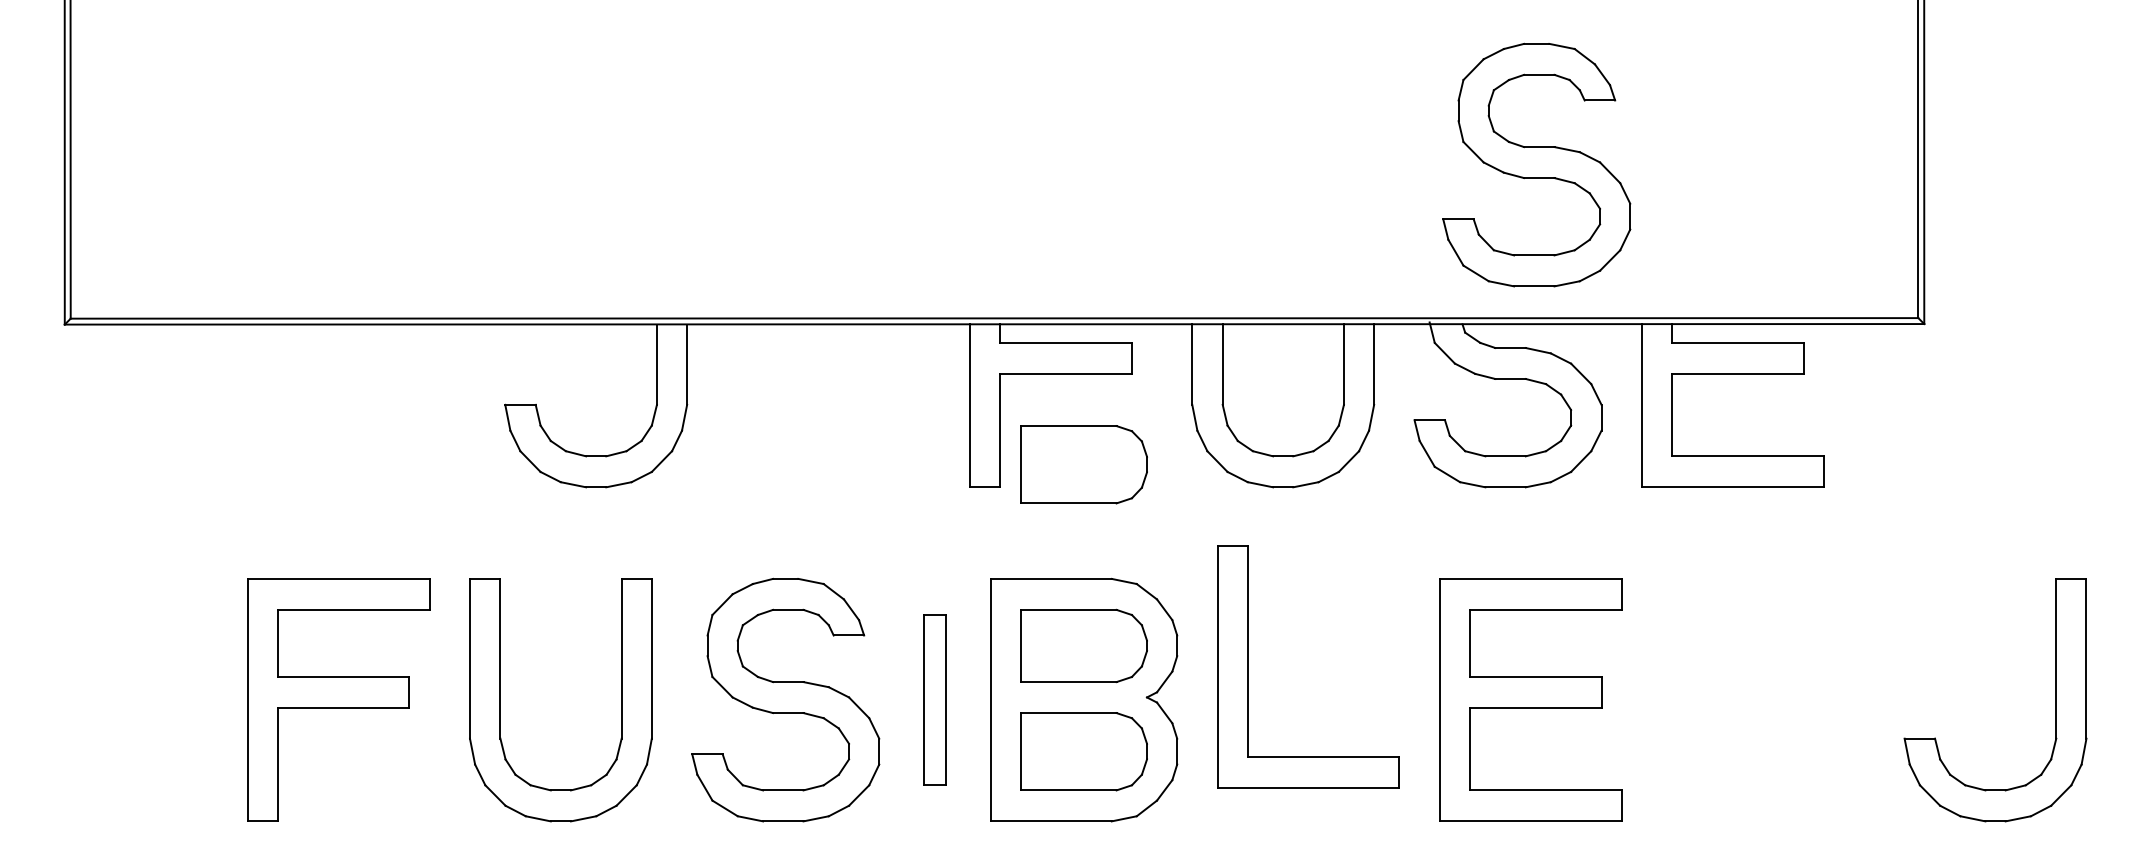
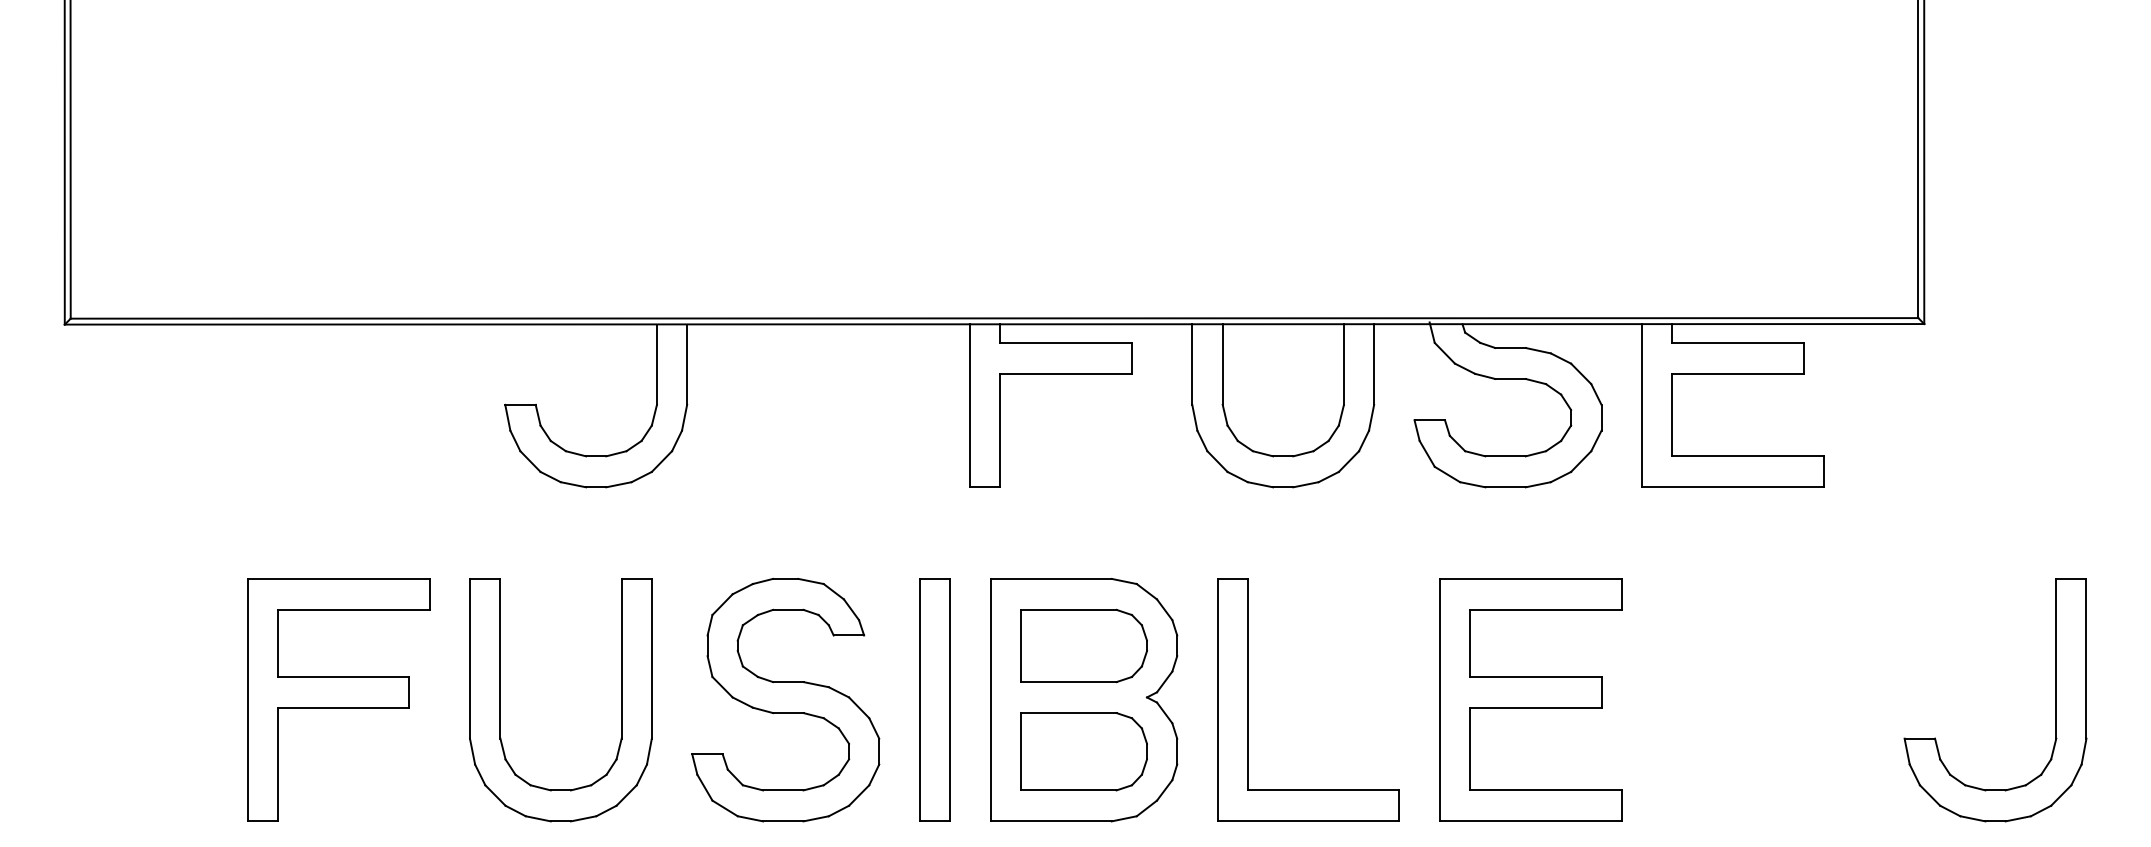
part: present -> none (1536, 164)
part: present -> none (1083, 464)
part position: (1248, 666) -> (1248, 699) (1248, 699)
part size: 24x172 px -> 32x244 px (934, 699)
